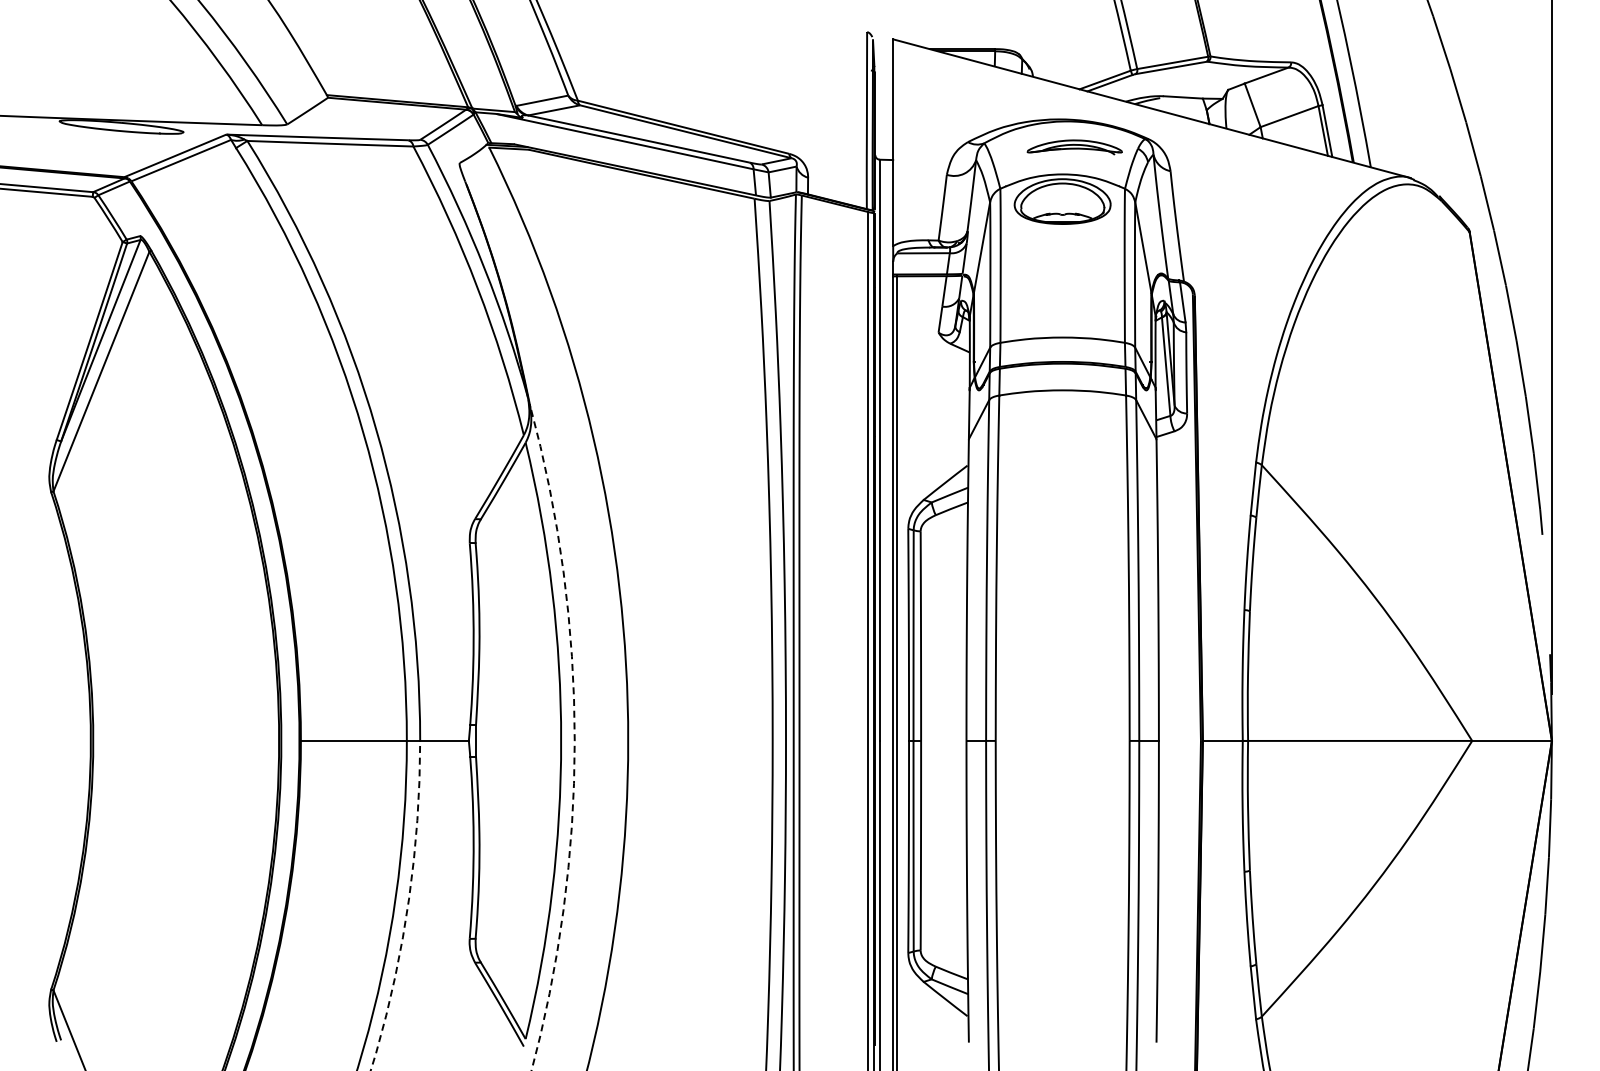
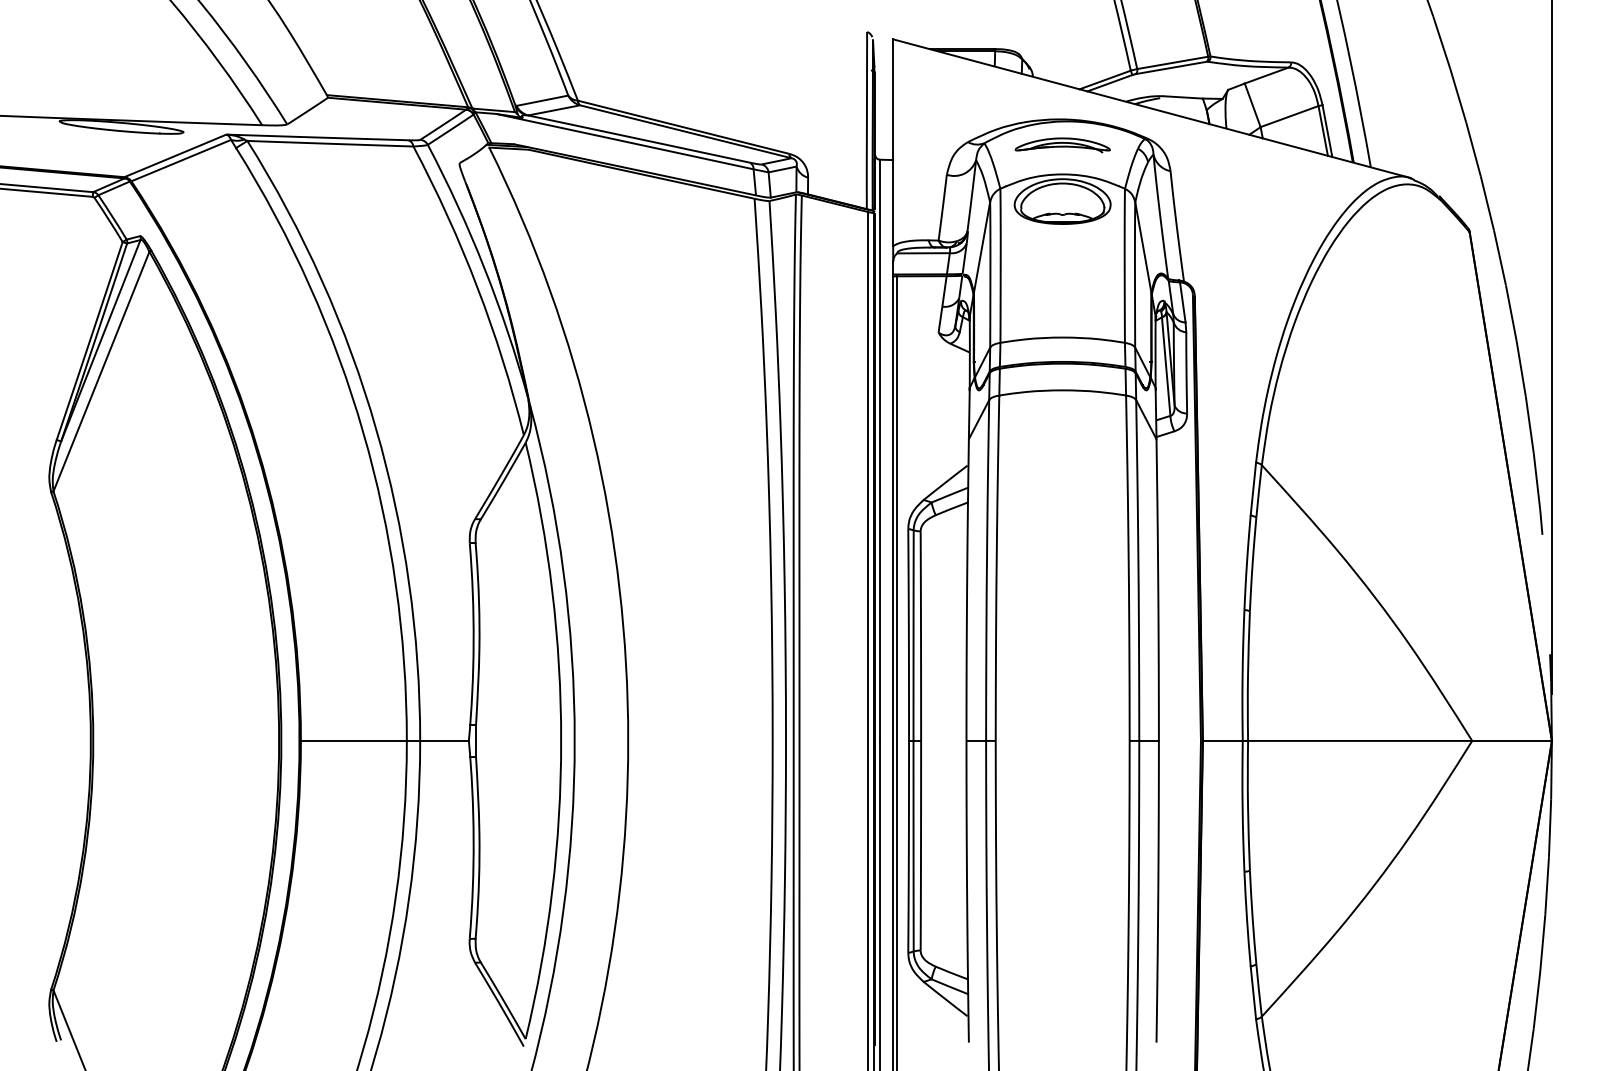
part position: (1074, 147) -> (1062, 145) (1062, 145)
arc: dashed -> solid (574, 738)
arc: dashed -> solid (407, 907)
